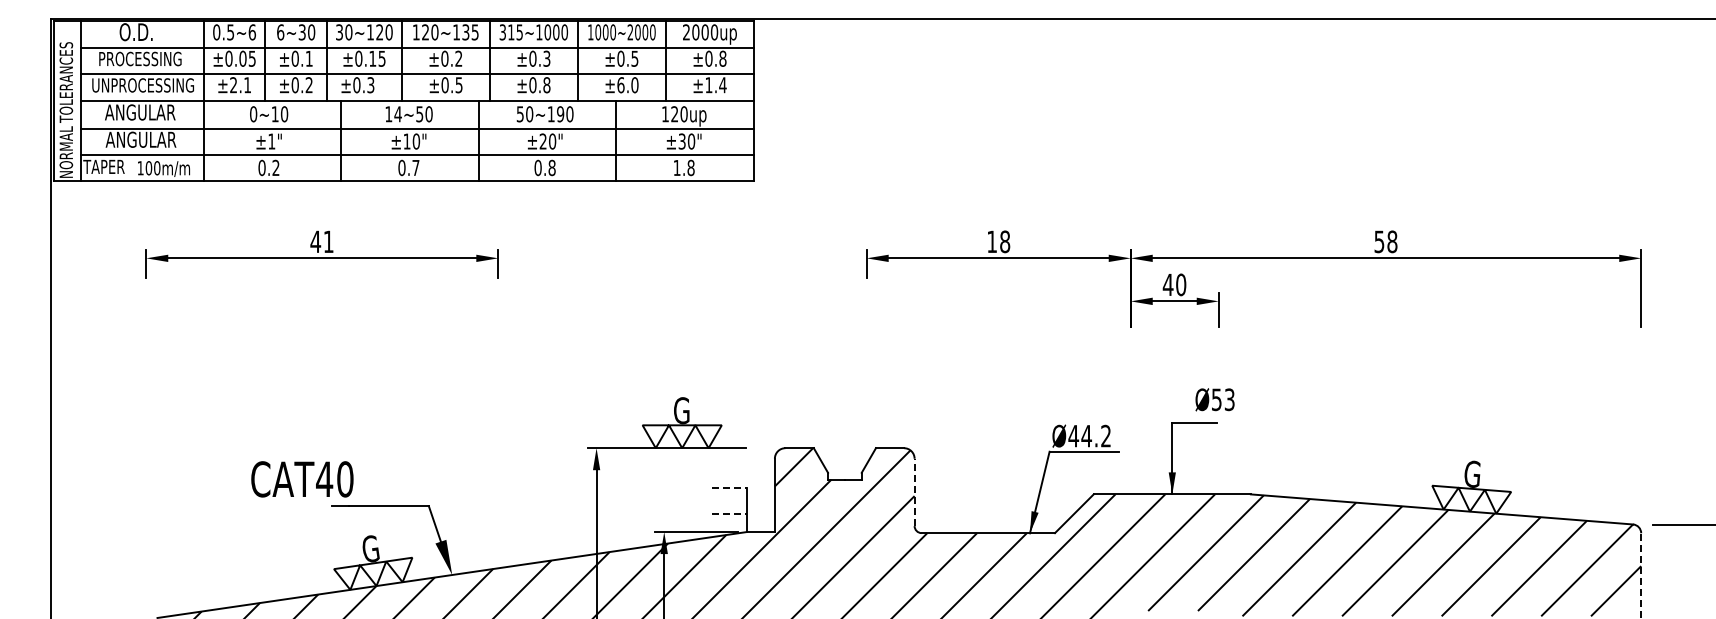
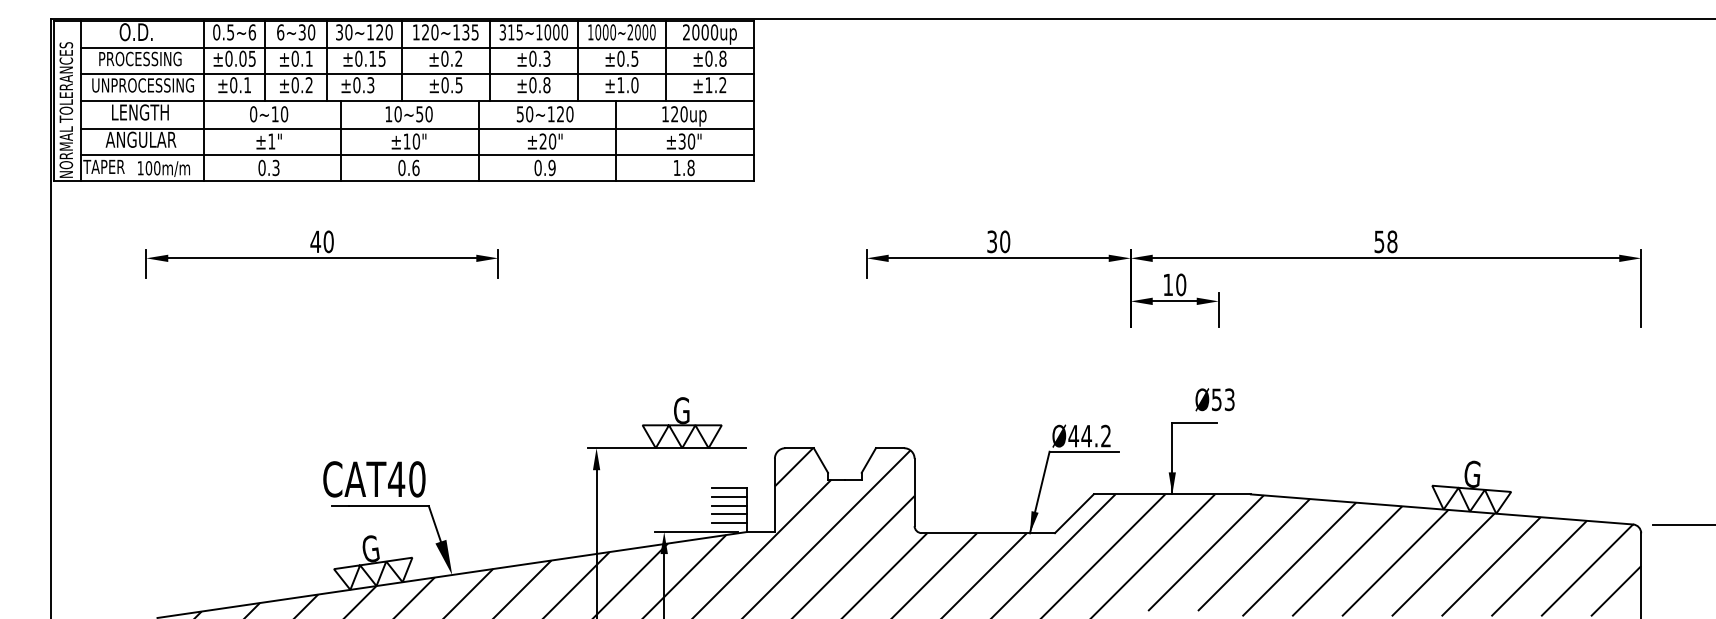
text: ±2.1 -> ±0.1 (233, 85)
text: ±6.0 -> ±1.0 (620, 85)
text: ±1.4 -> ±1.2 (722, 85)
text: ANGULAR -> LENGTH (140, 112)
text: 14~50 -> 10~50 (397, 114)
text: 50~190 -> 50~120 (560, 114)
text: 0.7 -> 0.6 (415, 167)
text: 0.2 -> 0.3 (275, 168)
text: 0.8 -> 0.9 (551, 168)
text: 41 -> 40 (328, 241)
text: 18 -> 30 (998, 241)
text: 40 -> 10 (1167, 284)
text position: (302, 479) -> (374, 479) (374, 479)
line: dashed -> solid (729, 488)
line: dashed -> solid (914, 492)
line: none -> present (728, 496)
line: none -> present (728, 505)
line: dashed -> solid (729, 514)
line: none -> present (728, 523)
line: dashed -> solid (1641, 576)
